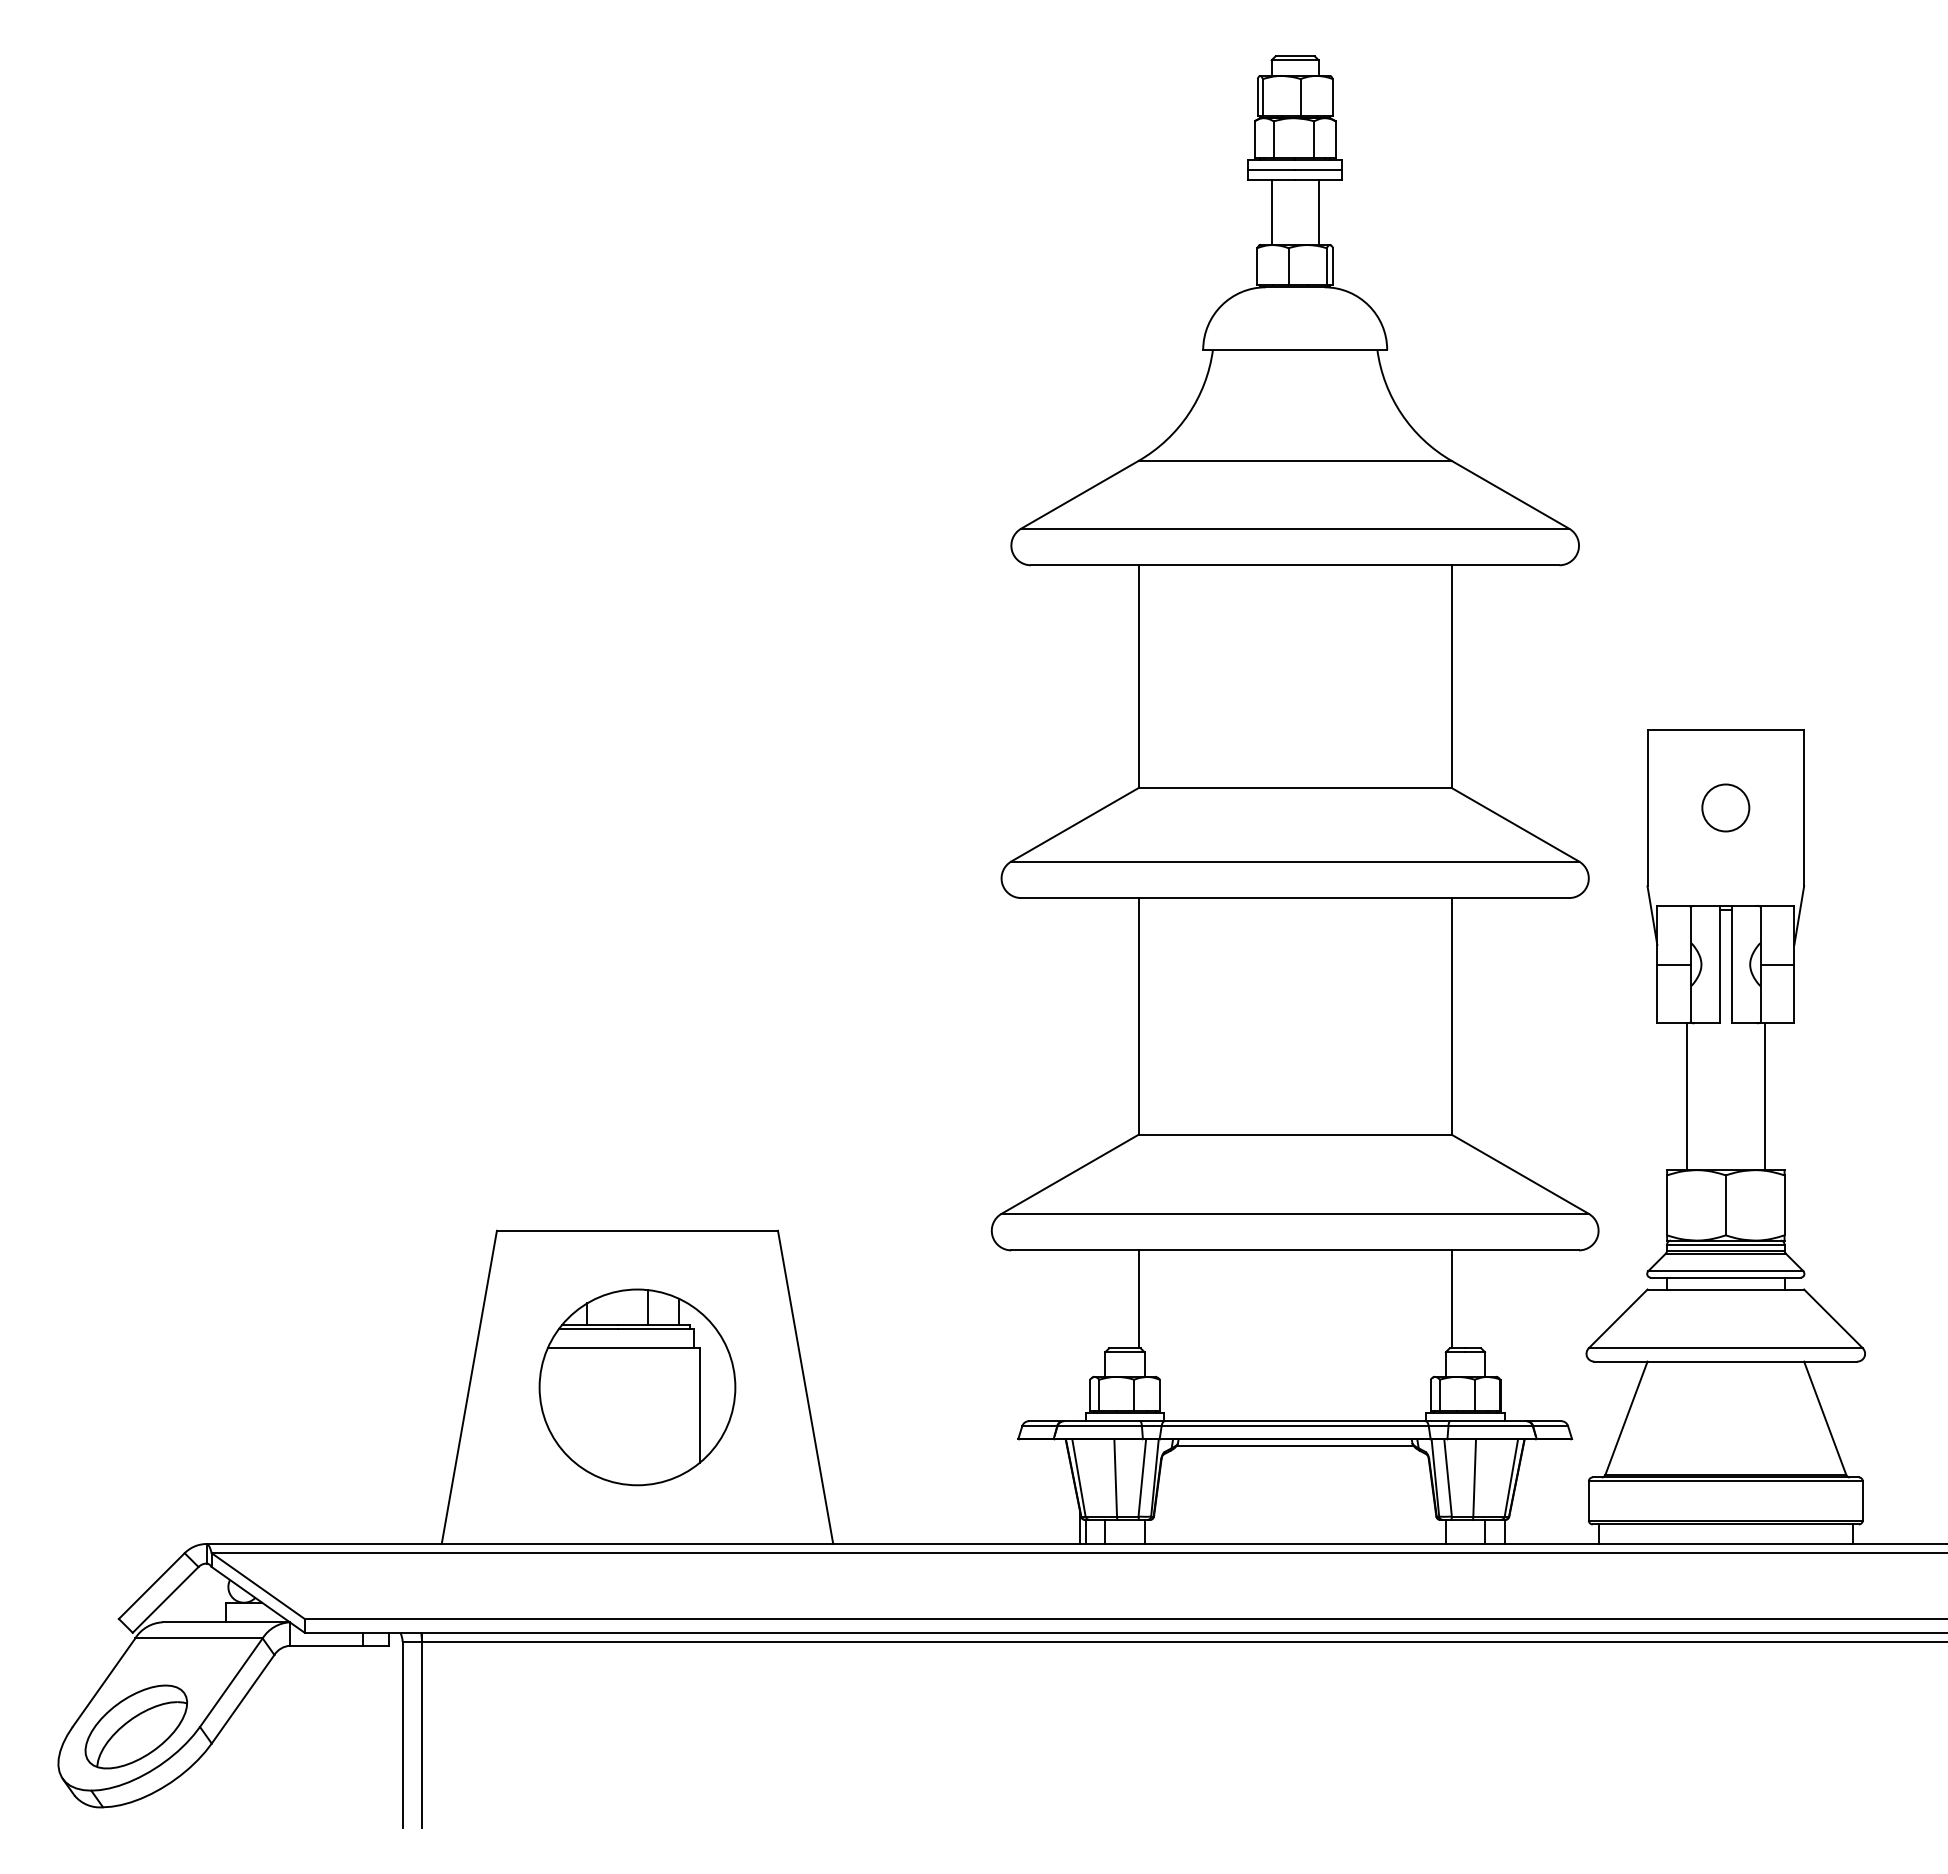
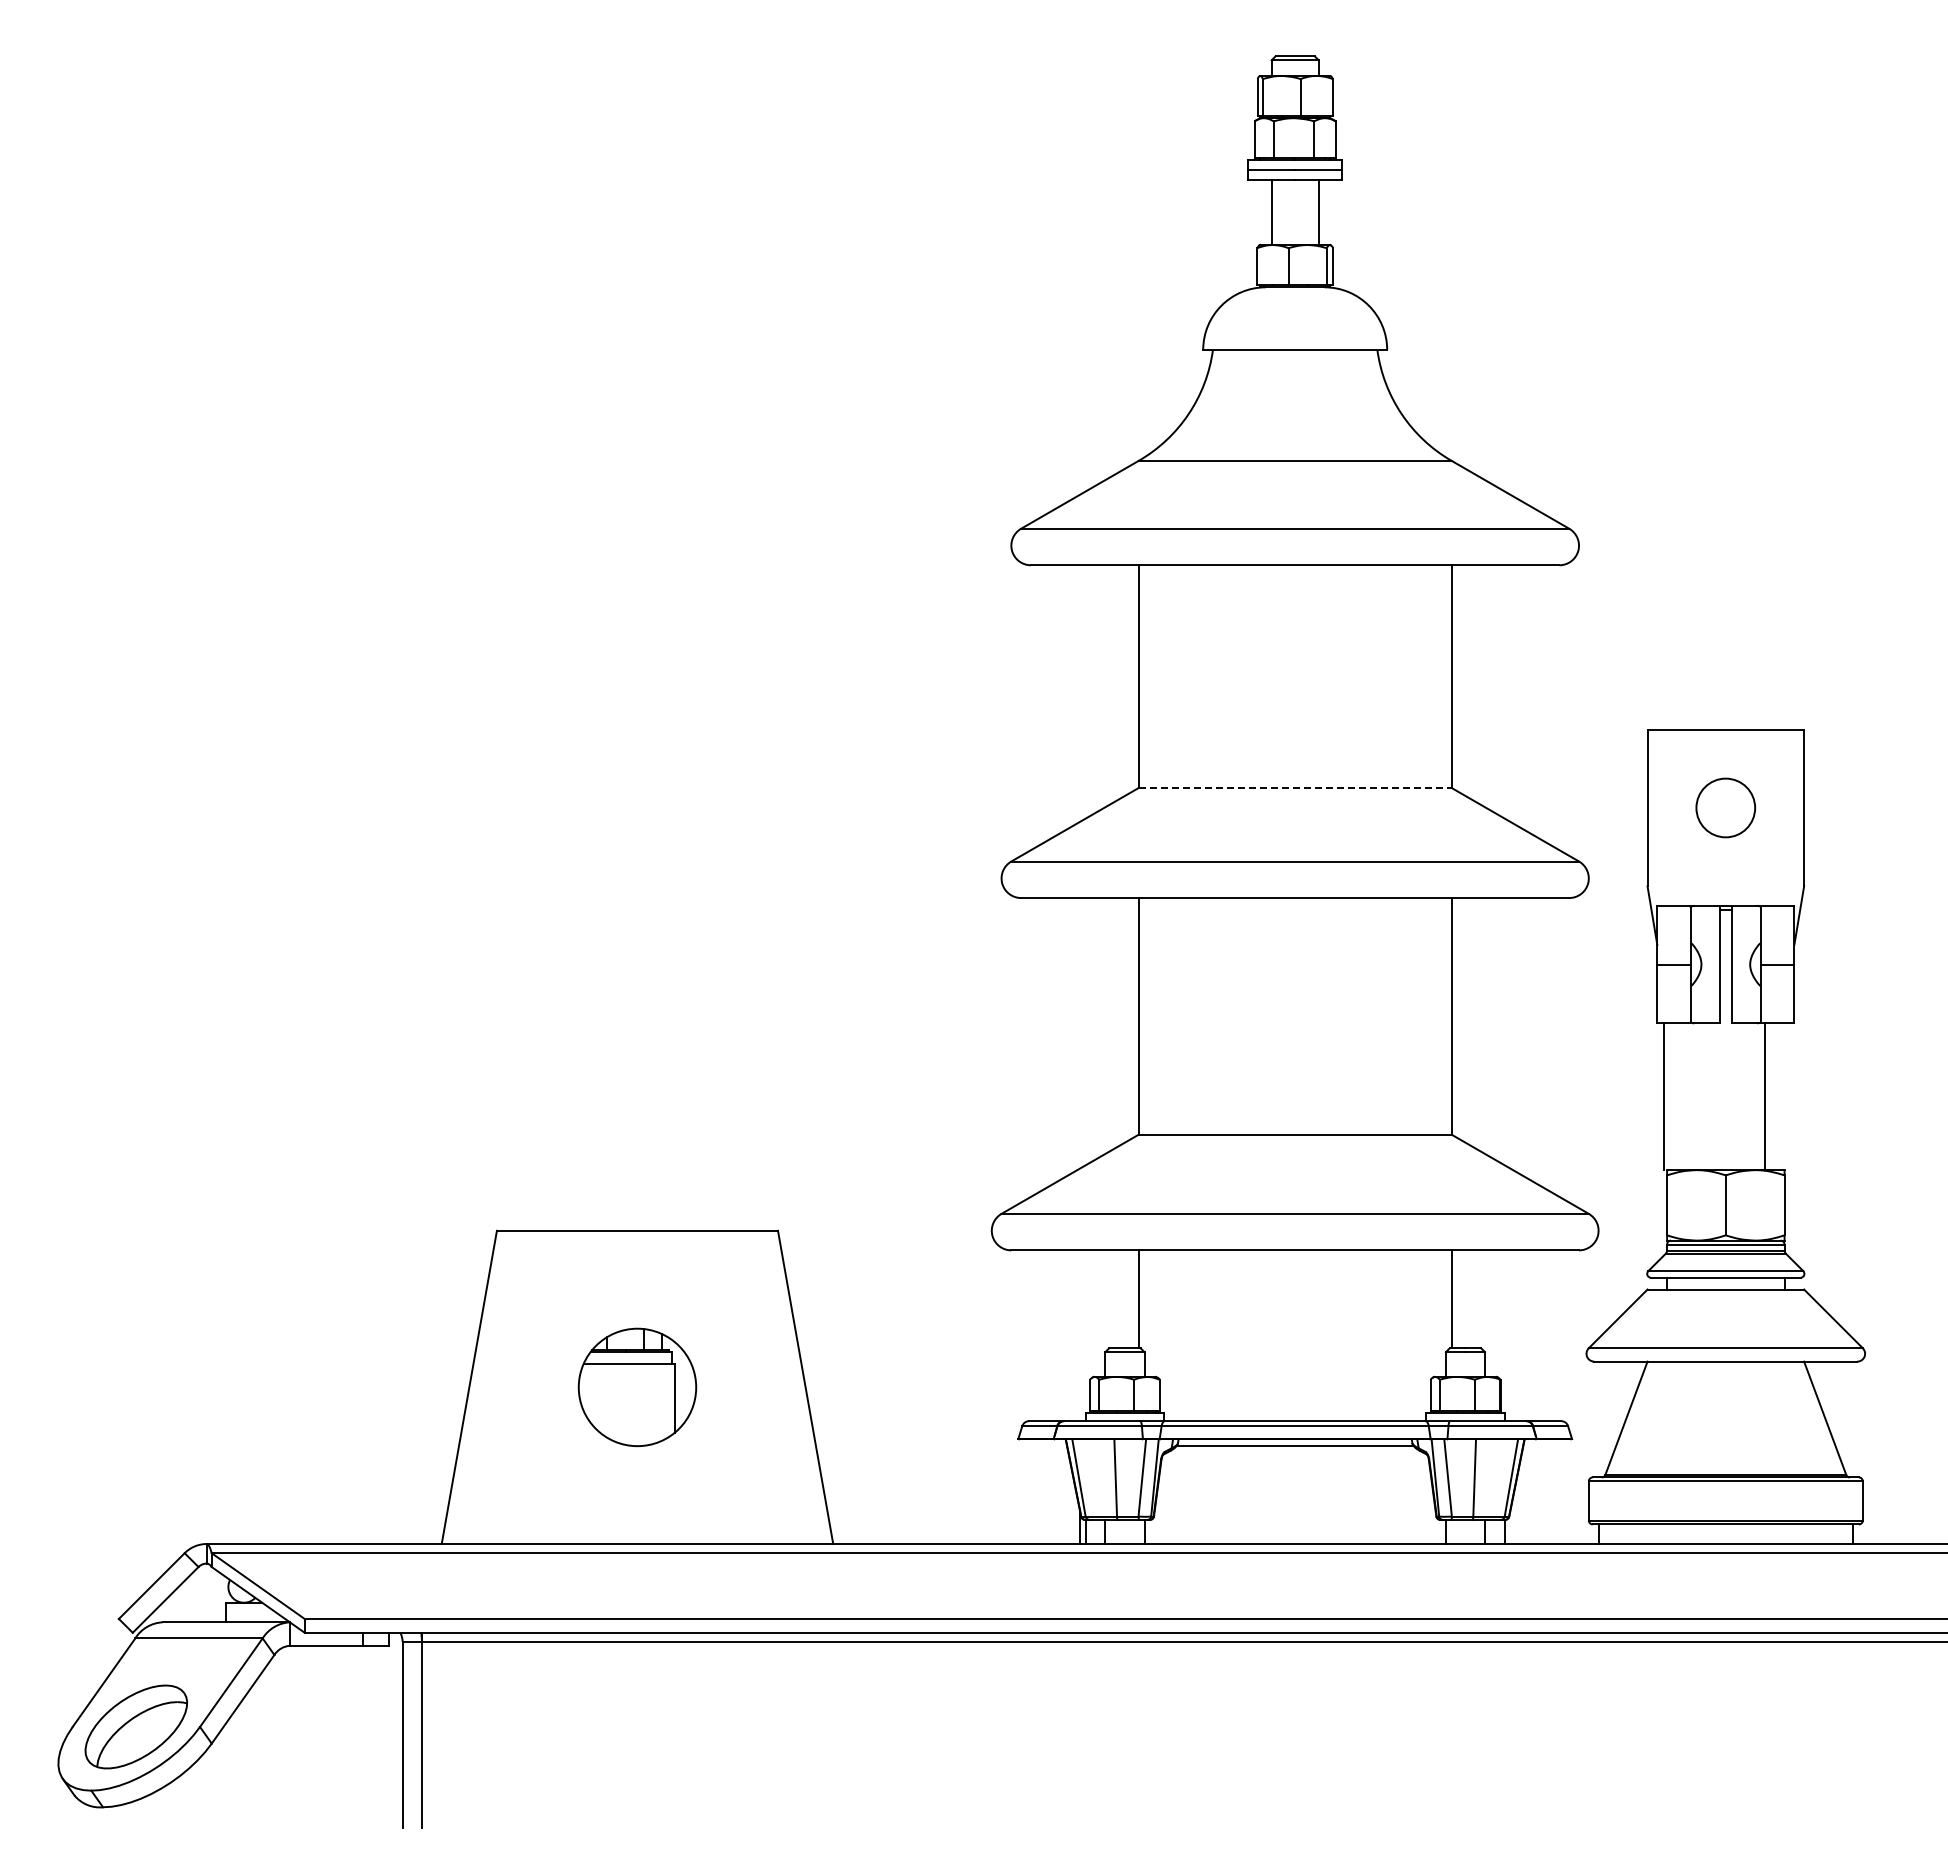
line: solid -> dashed (1295, 788)
circle size: 50x50 px -> 61x62 px (1725, 807)
line position: (1686, 1096) -> (1663, 1096) (1663, 1096)
part size: 199x199 px -> 121x121 px (637, 1387)
